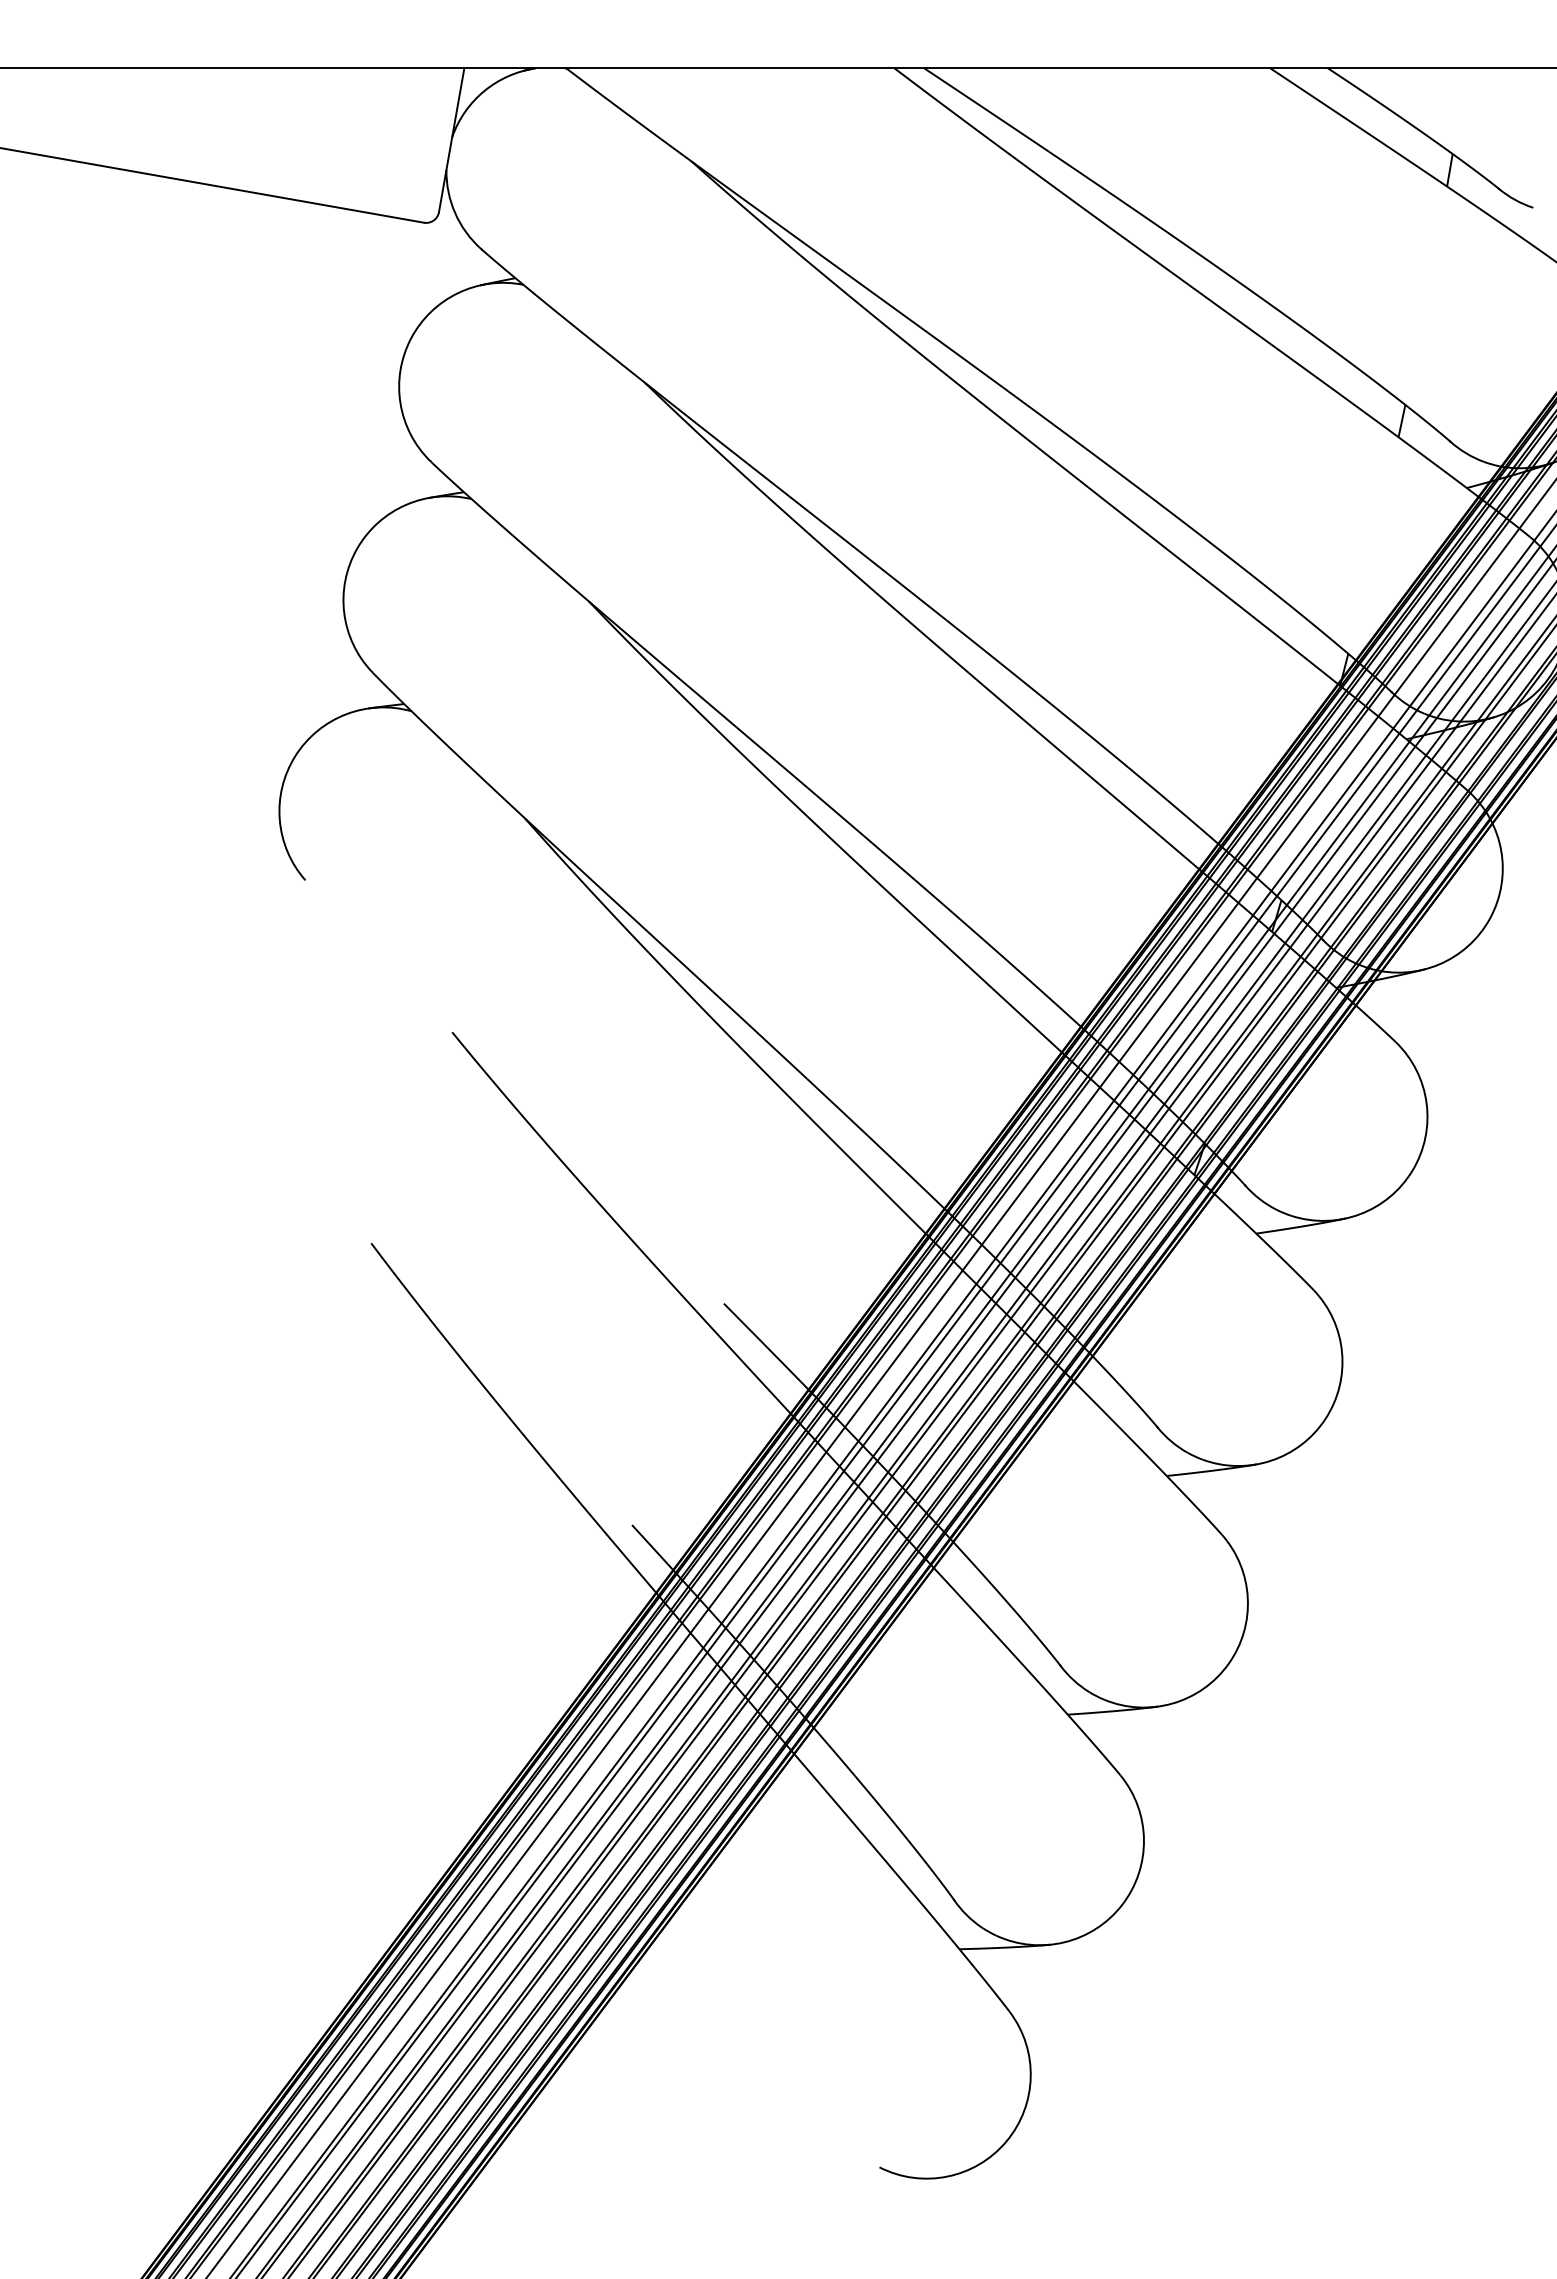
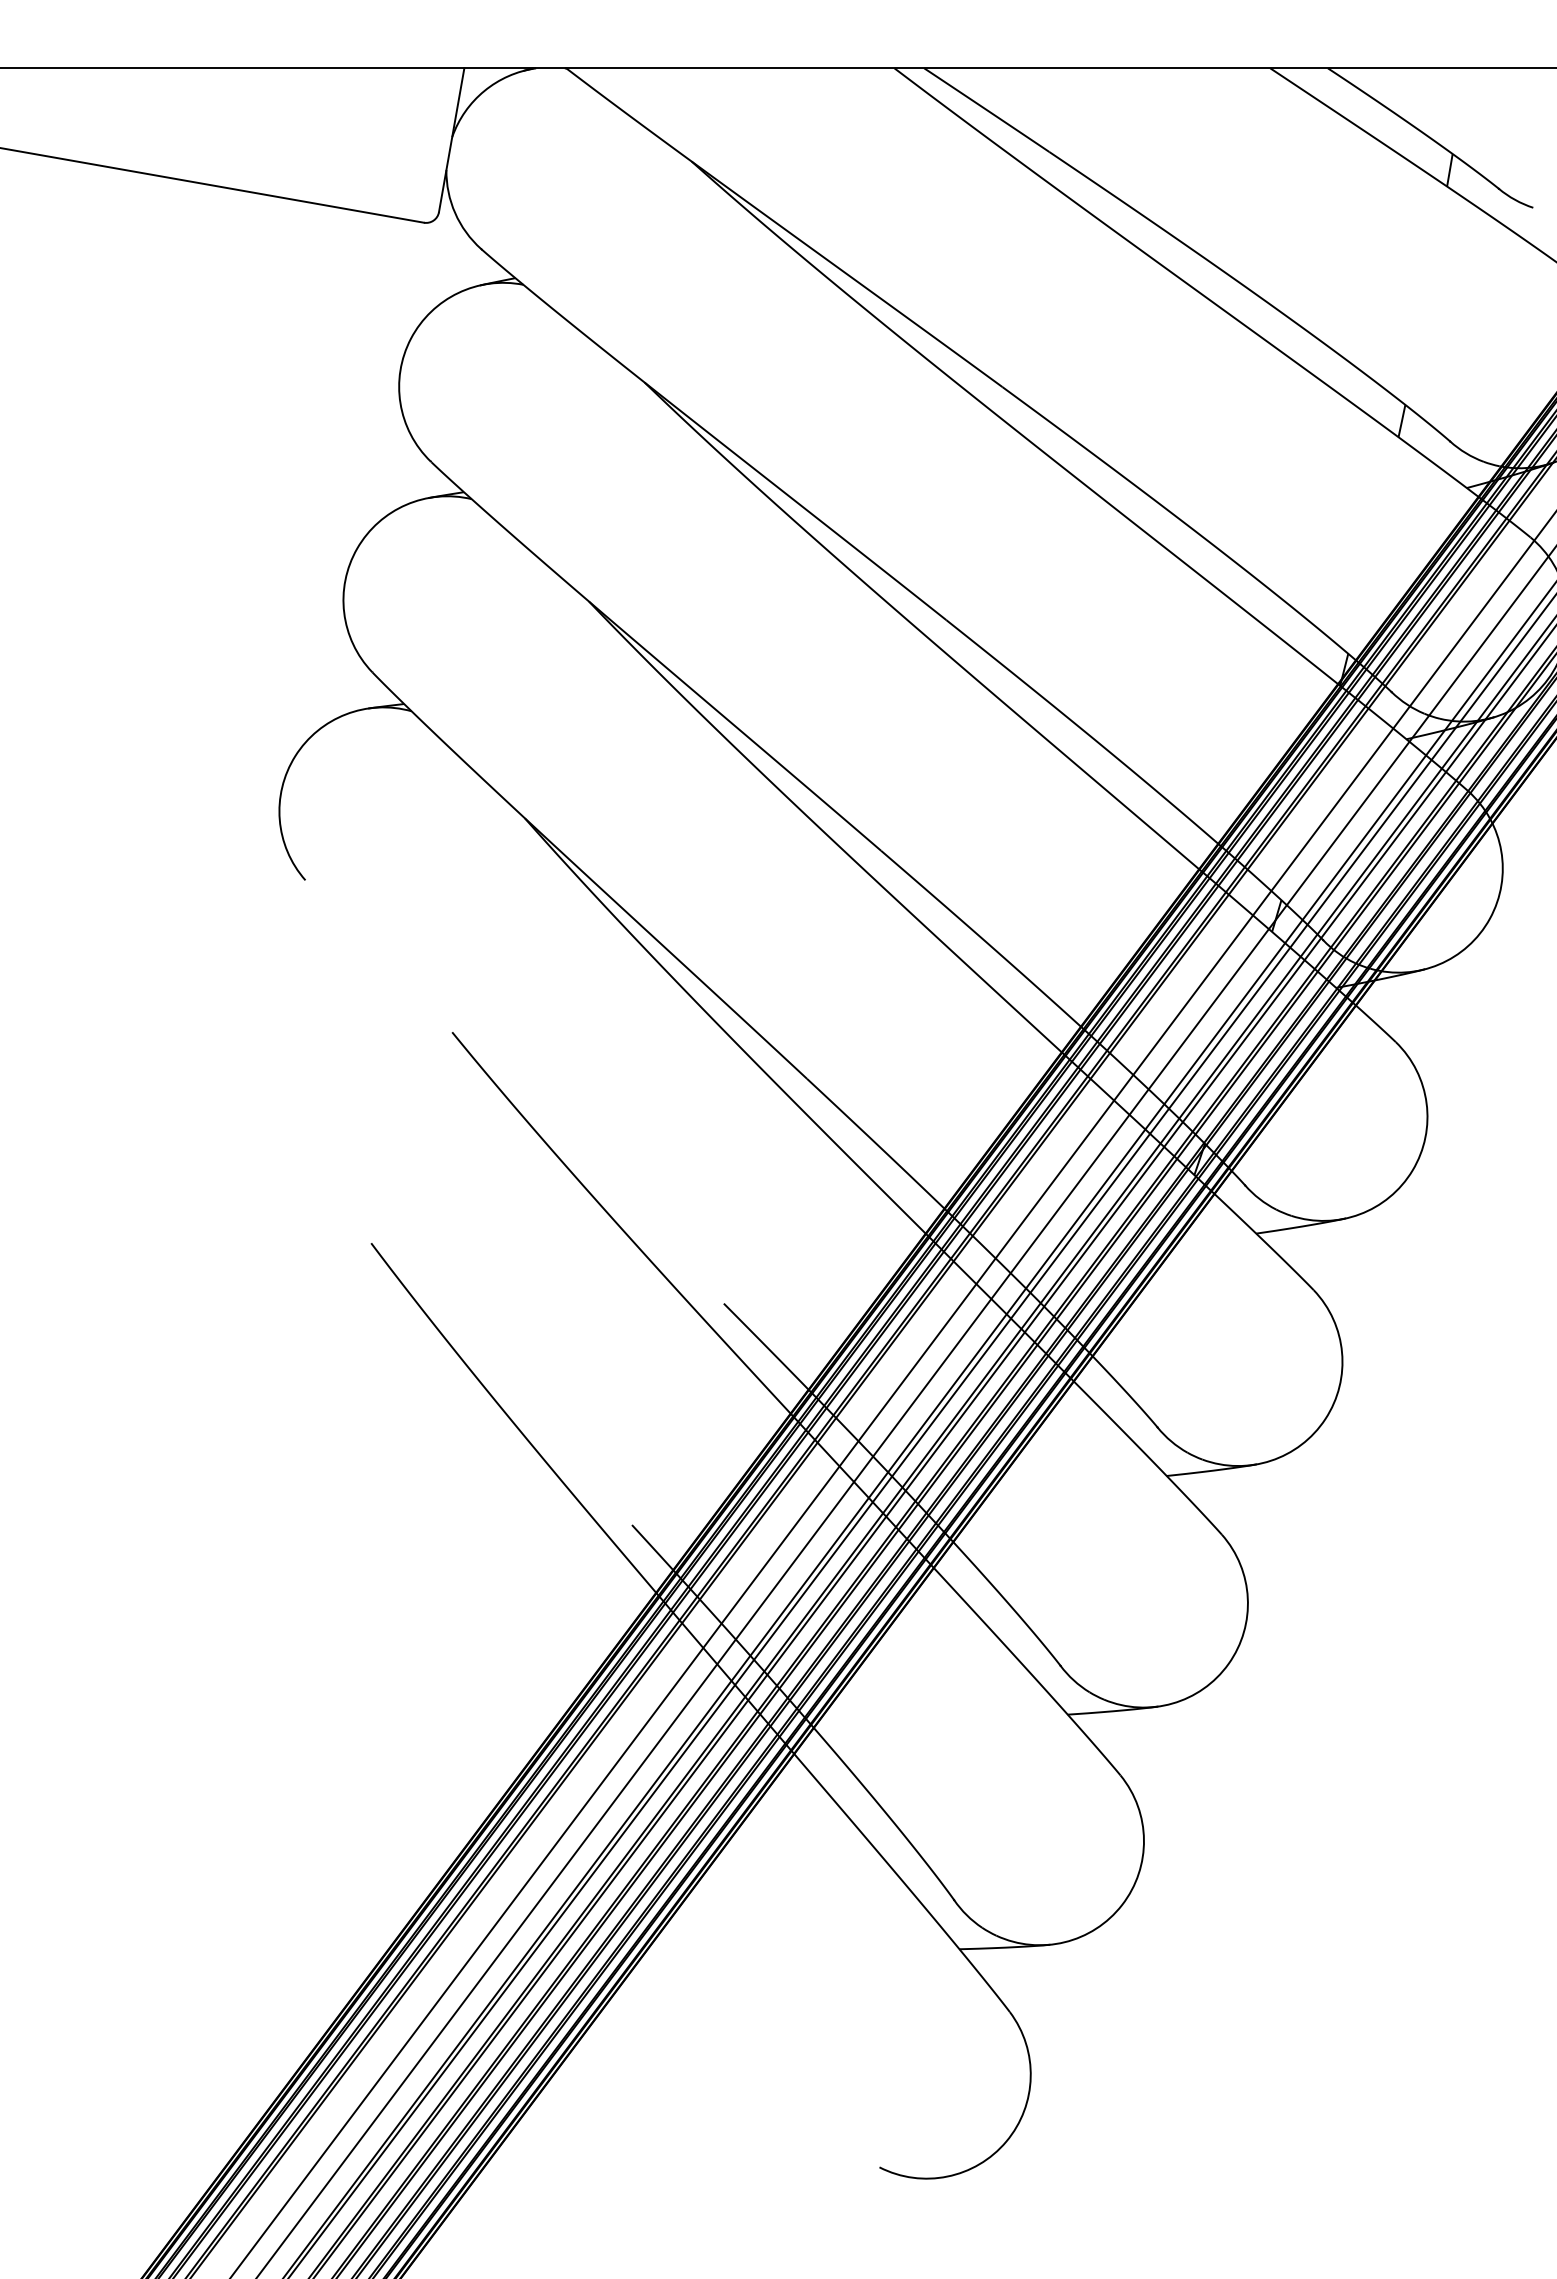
line: present -> none (880, 1378)
line: present -> none (895, 1401)
line: present -> none (908, 1418)
